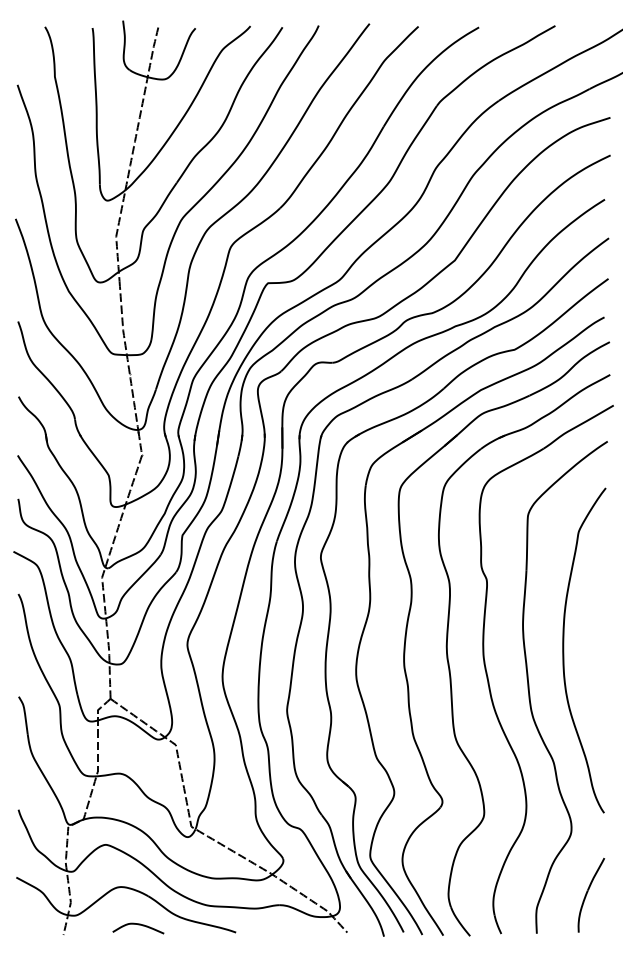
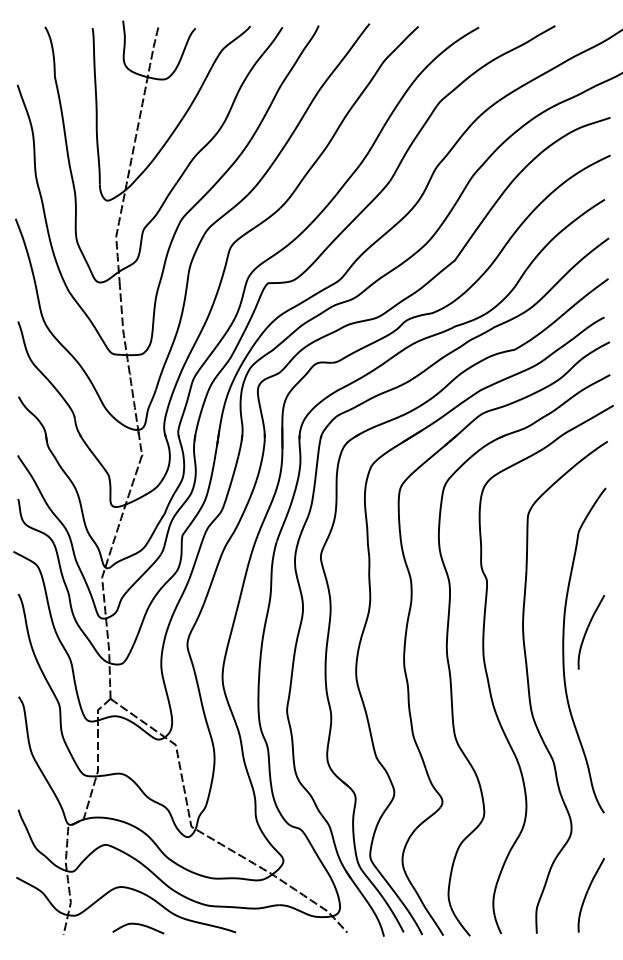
part: none -> present (591, 632)
